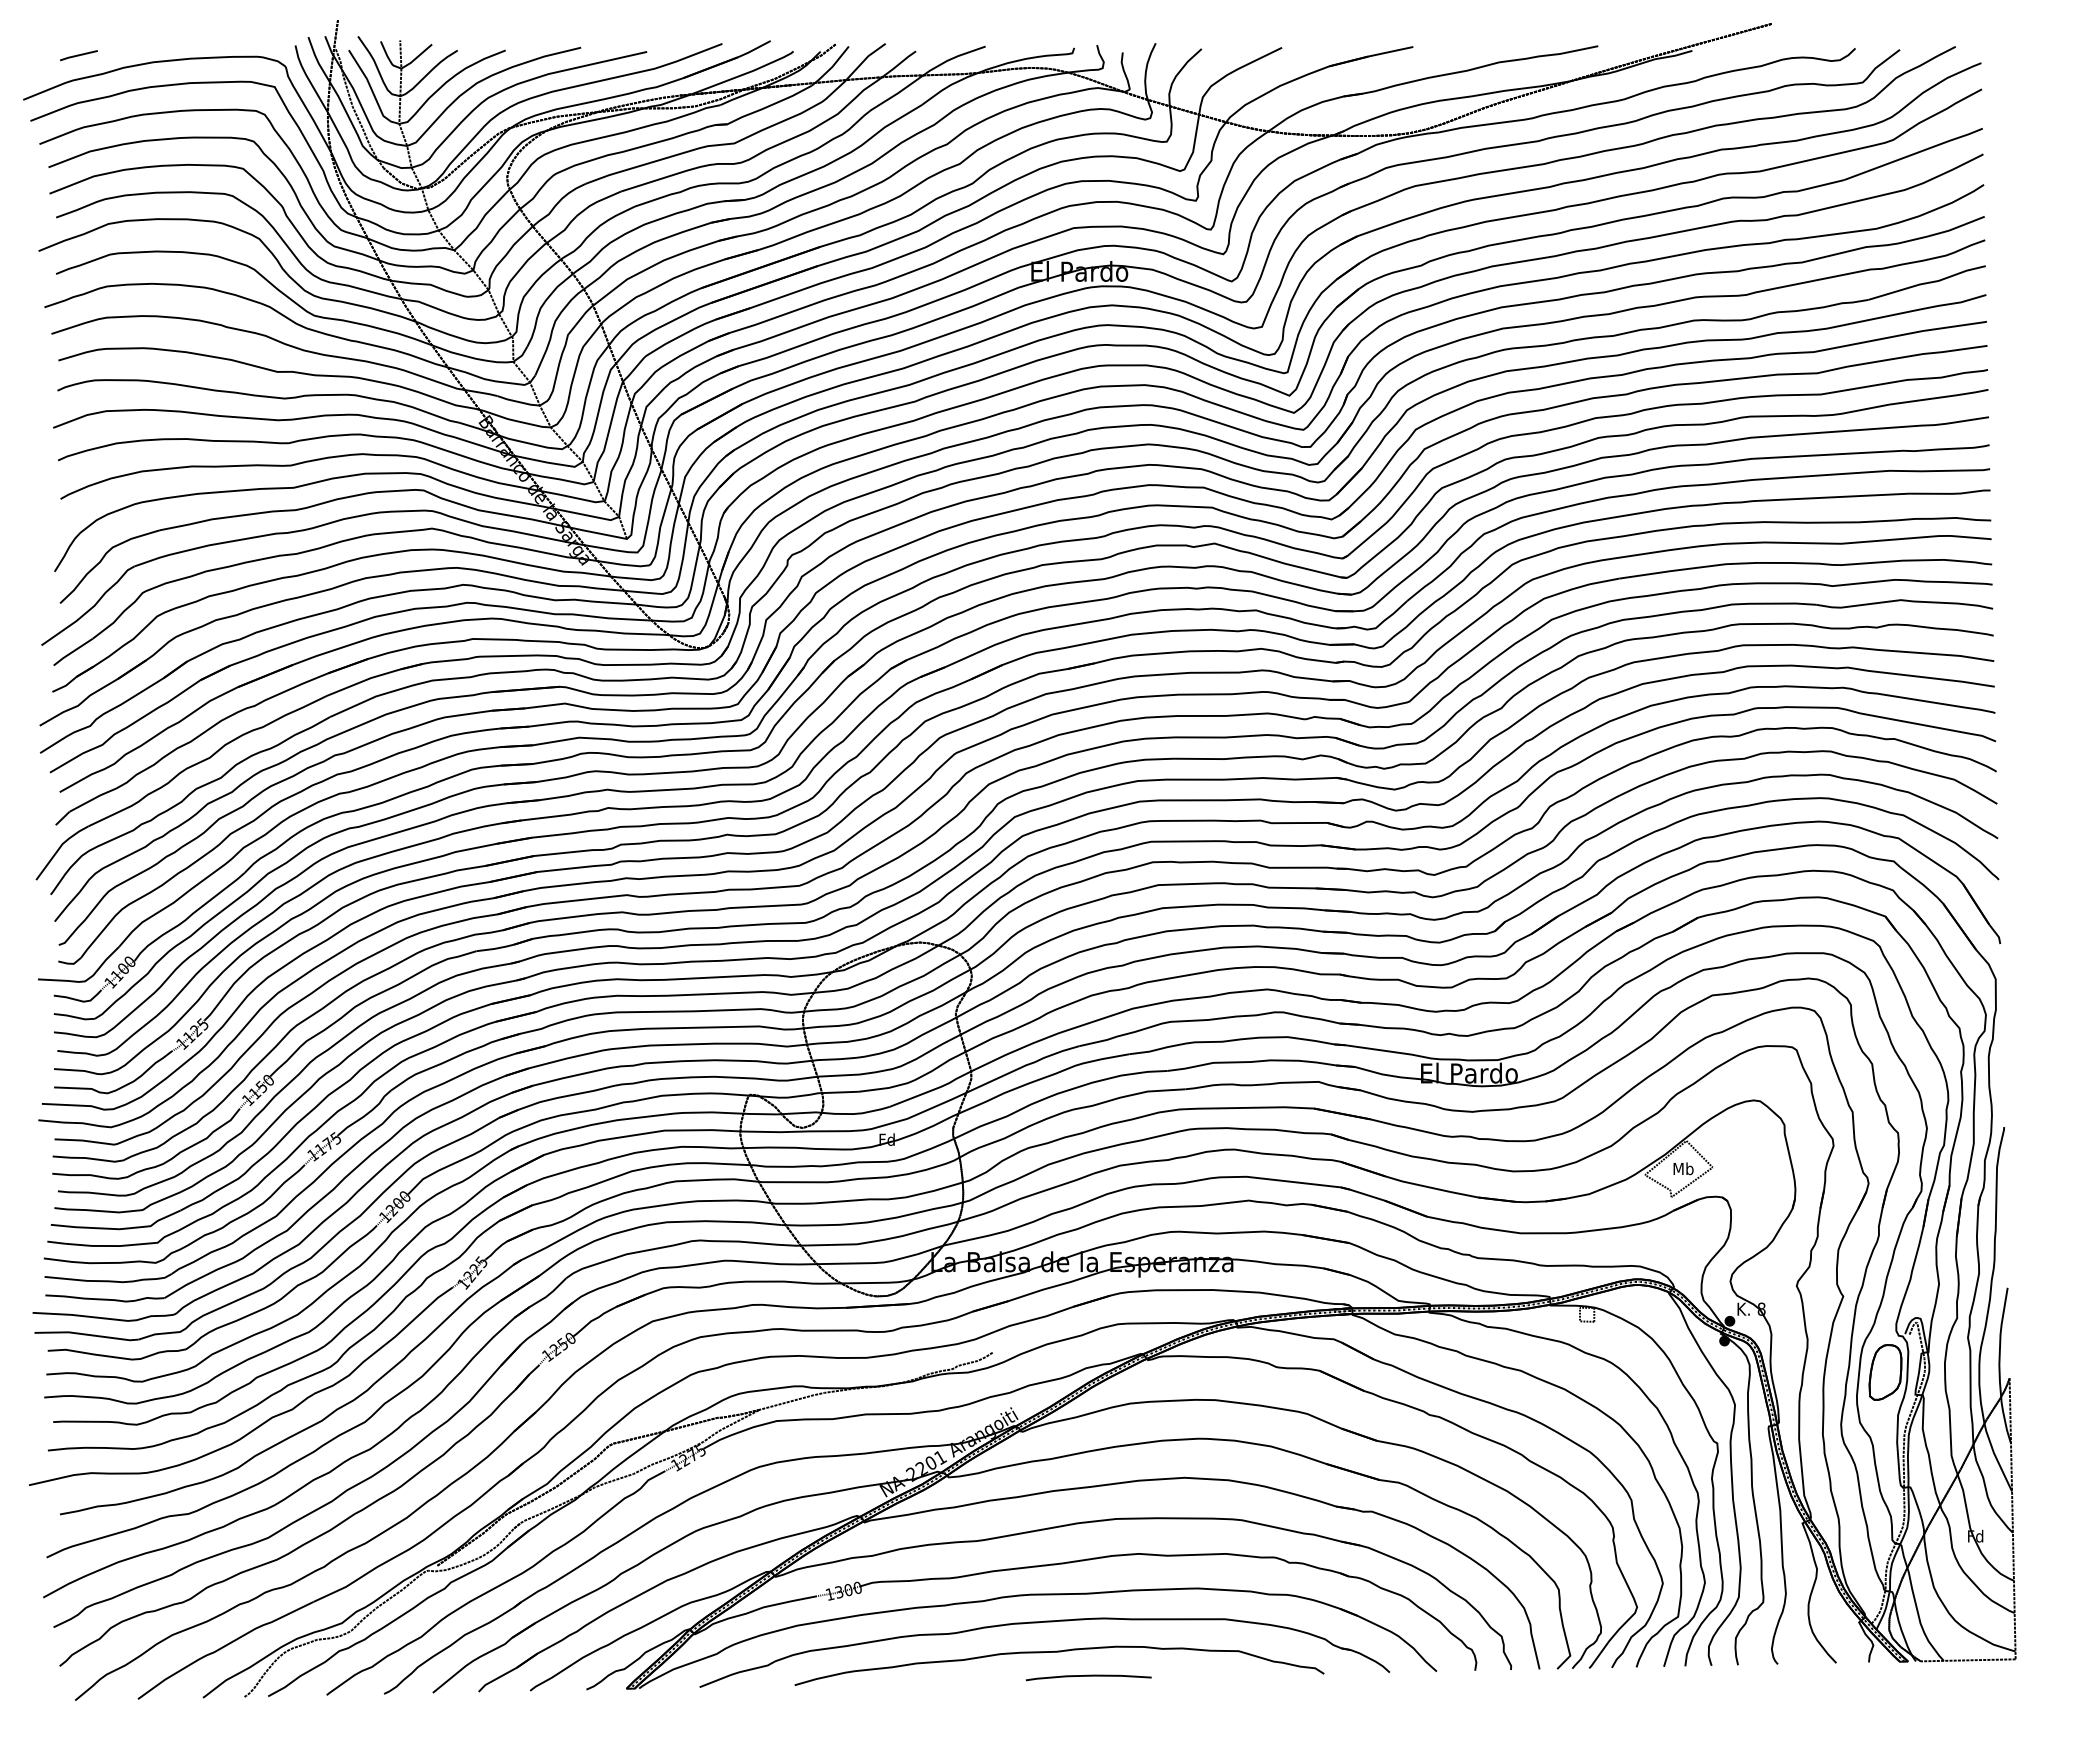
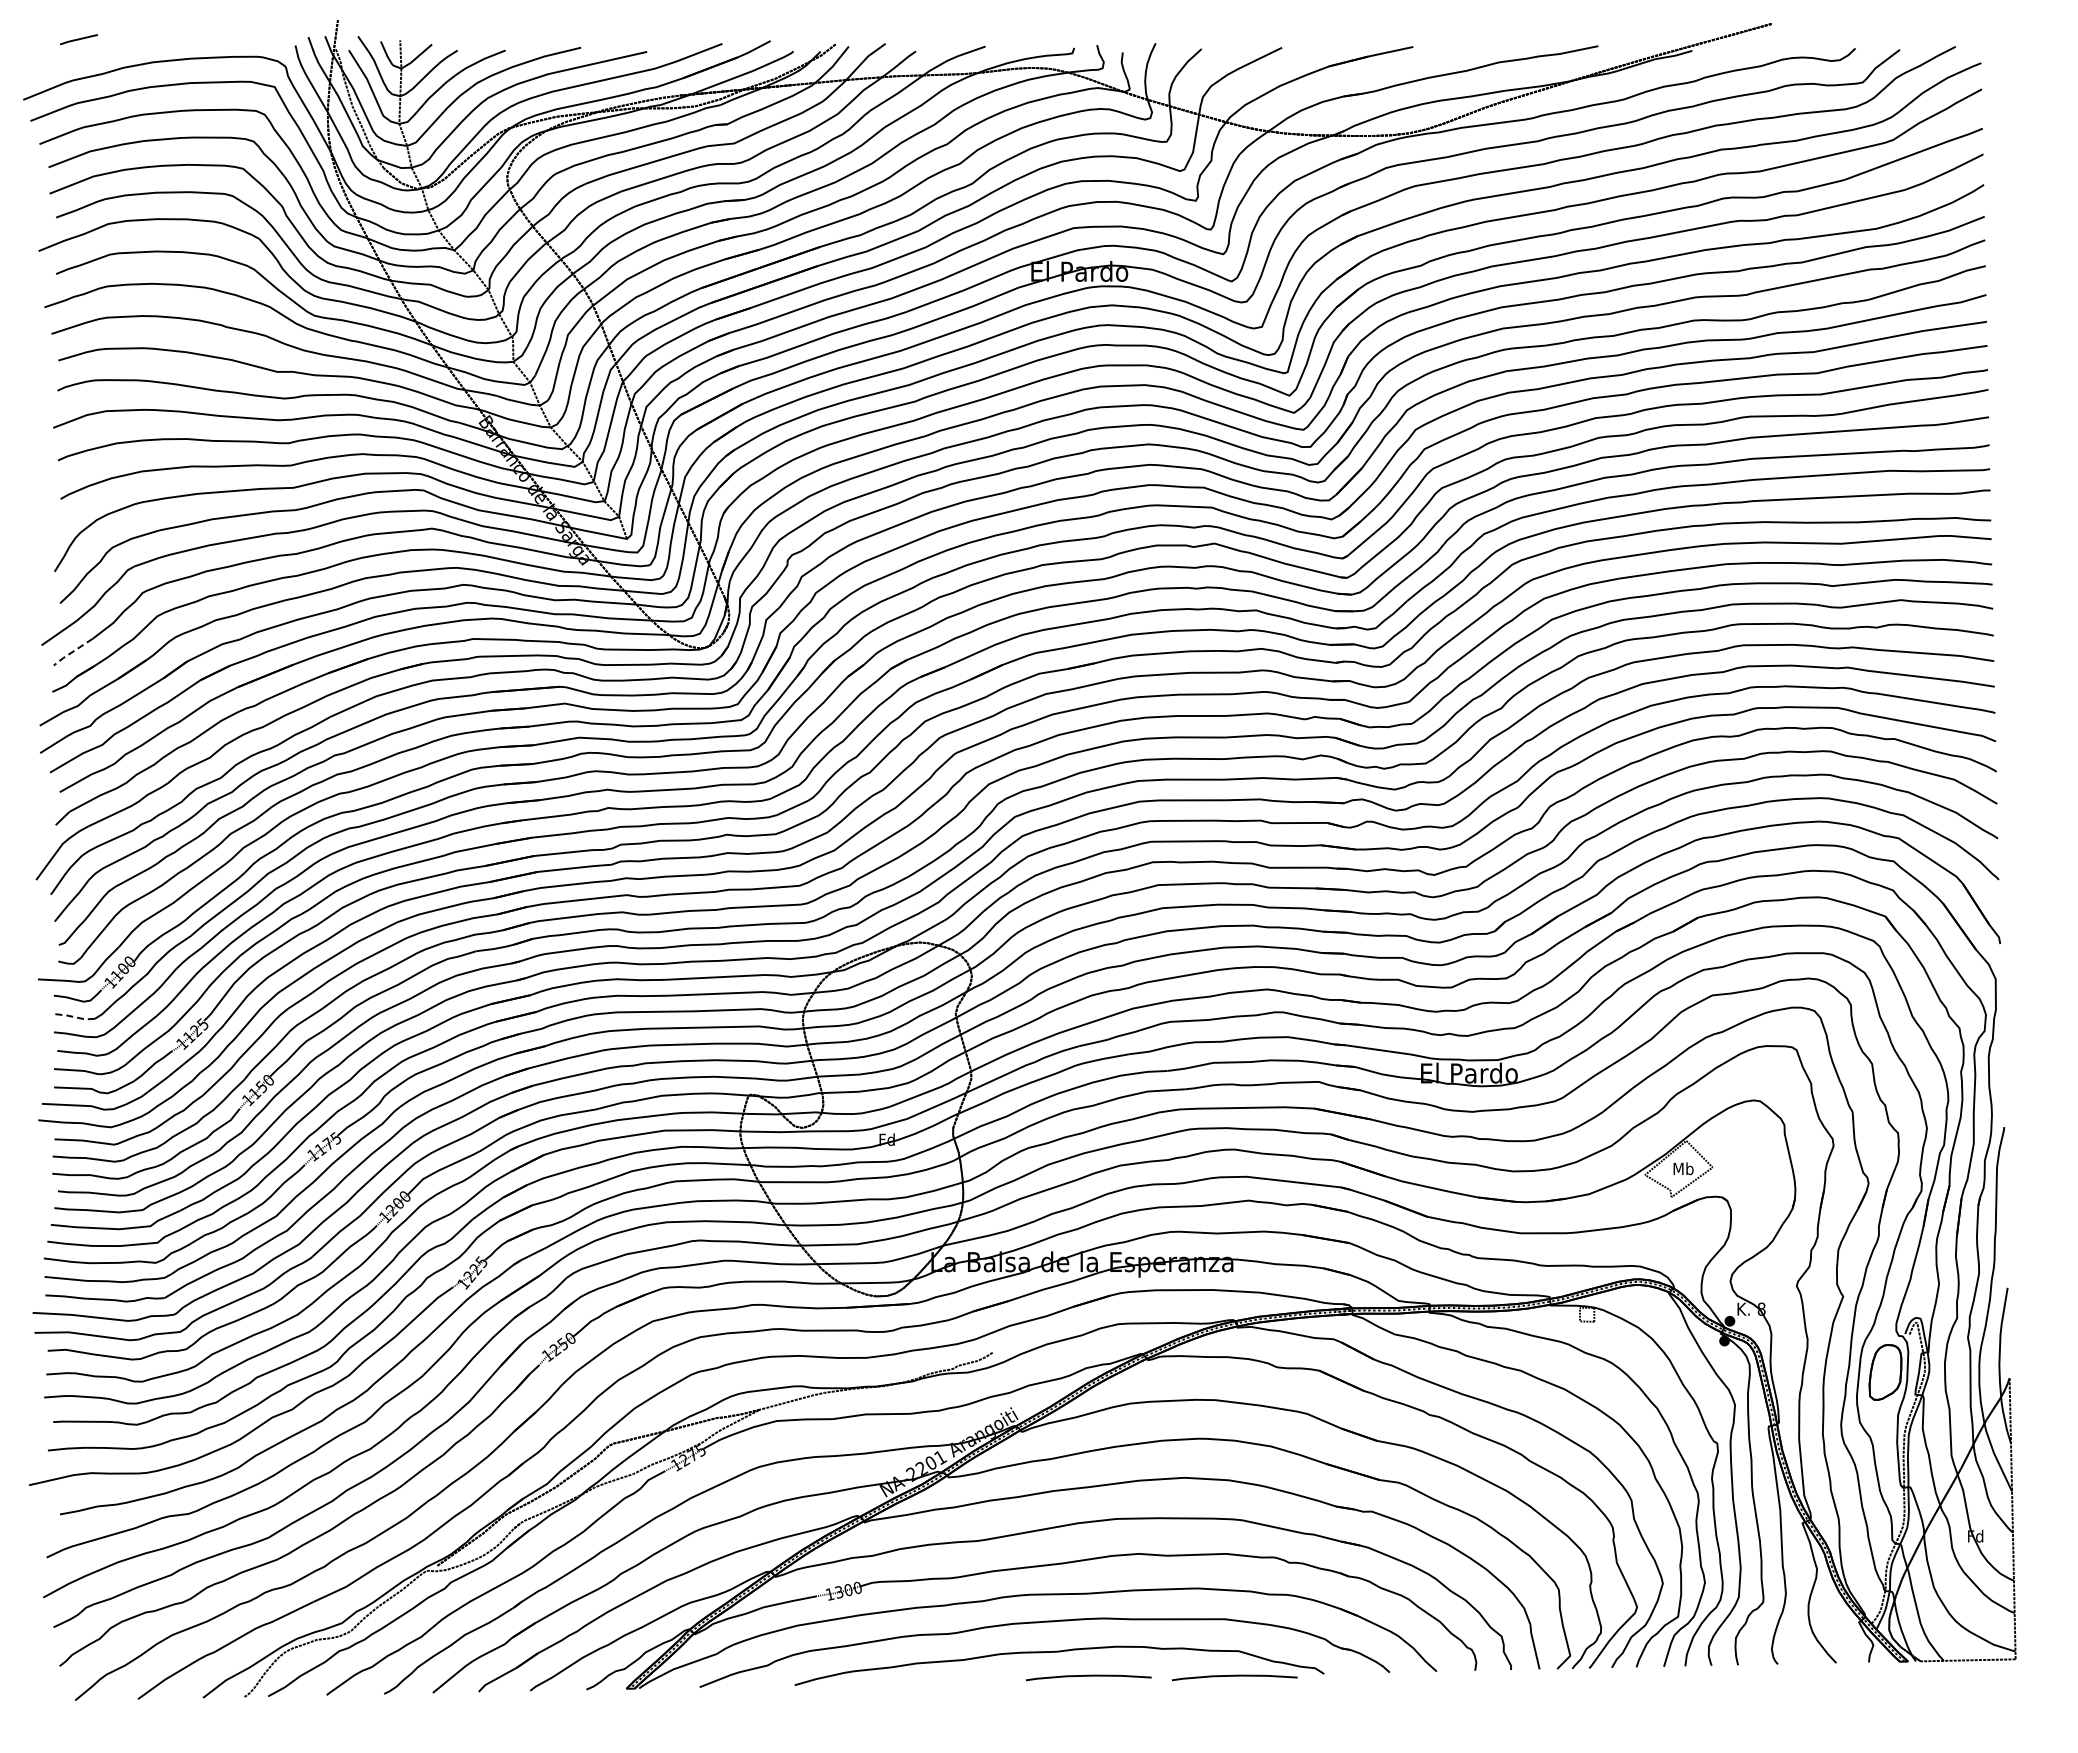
line position: (78, 55) -> (78, 39) (78, 39)
line: solid -> dashed (72, 652)
line: solid -> dashed (74, 1017)
curve: none -> present (1234, 1676)
